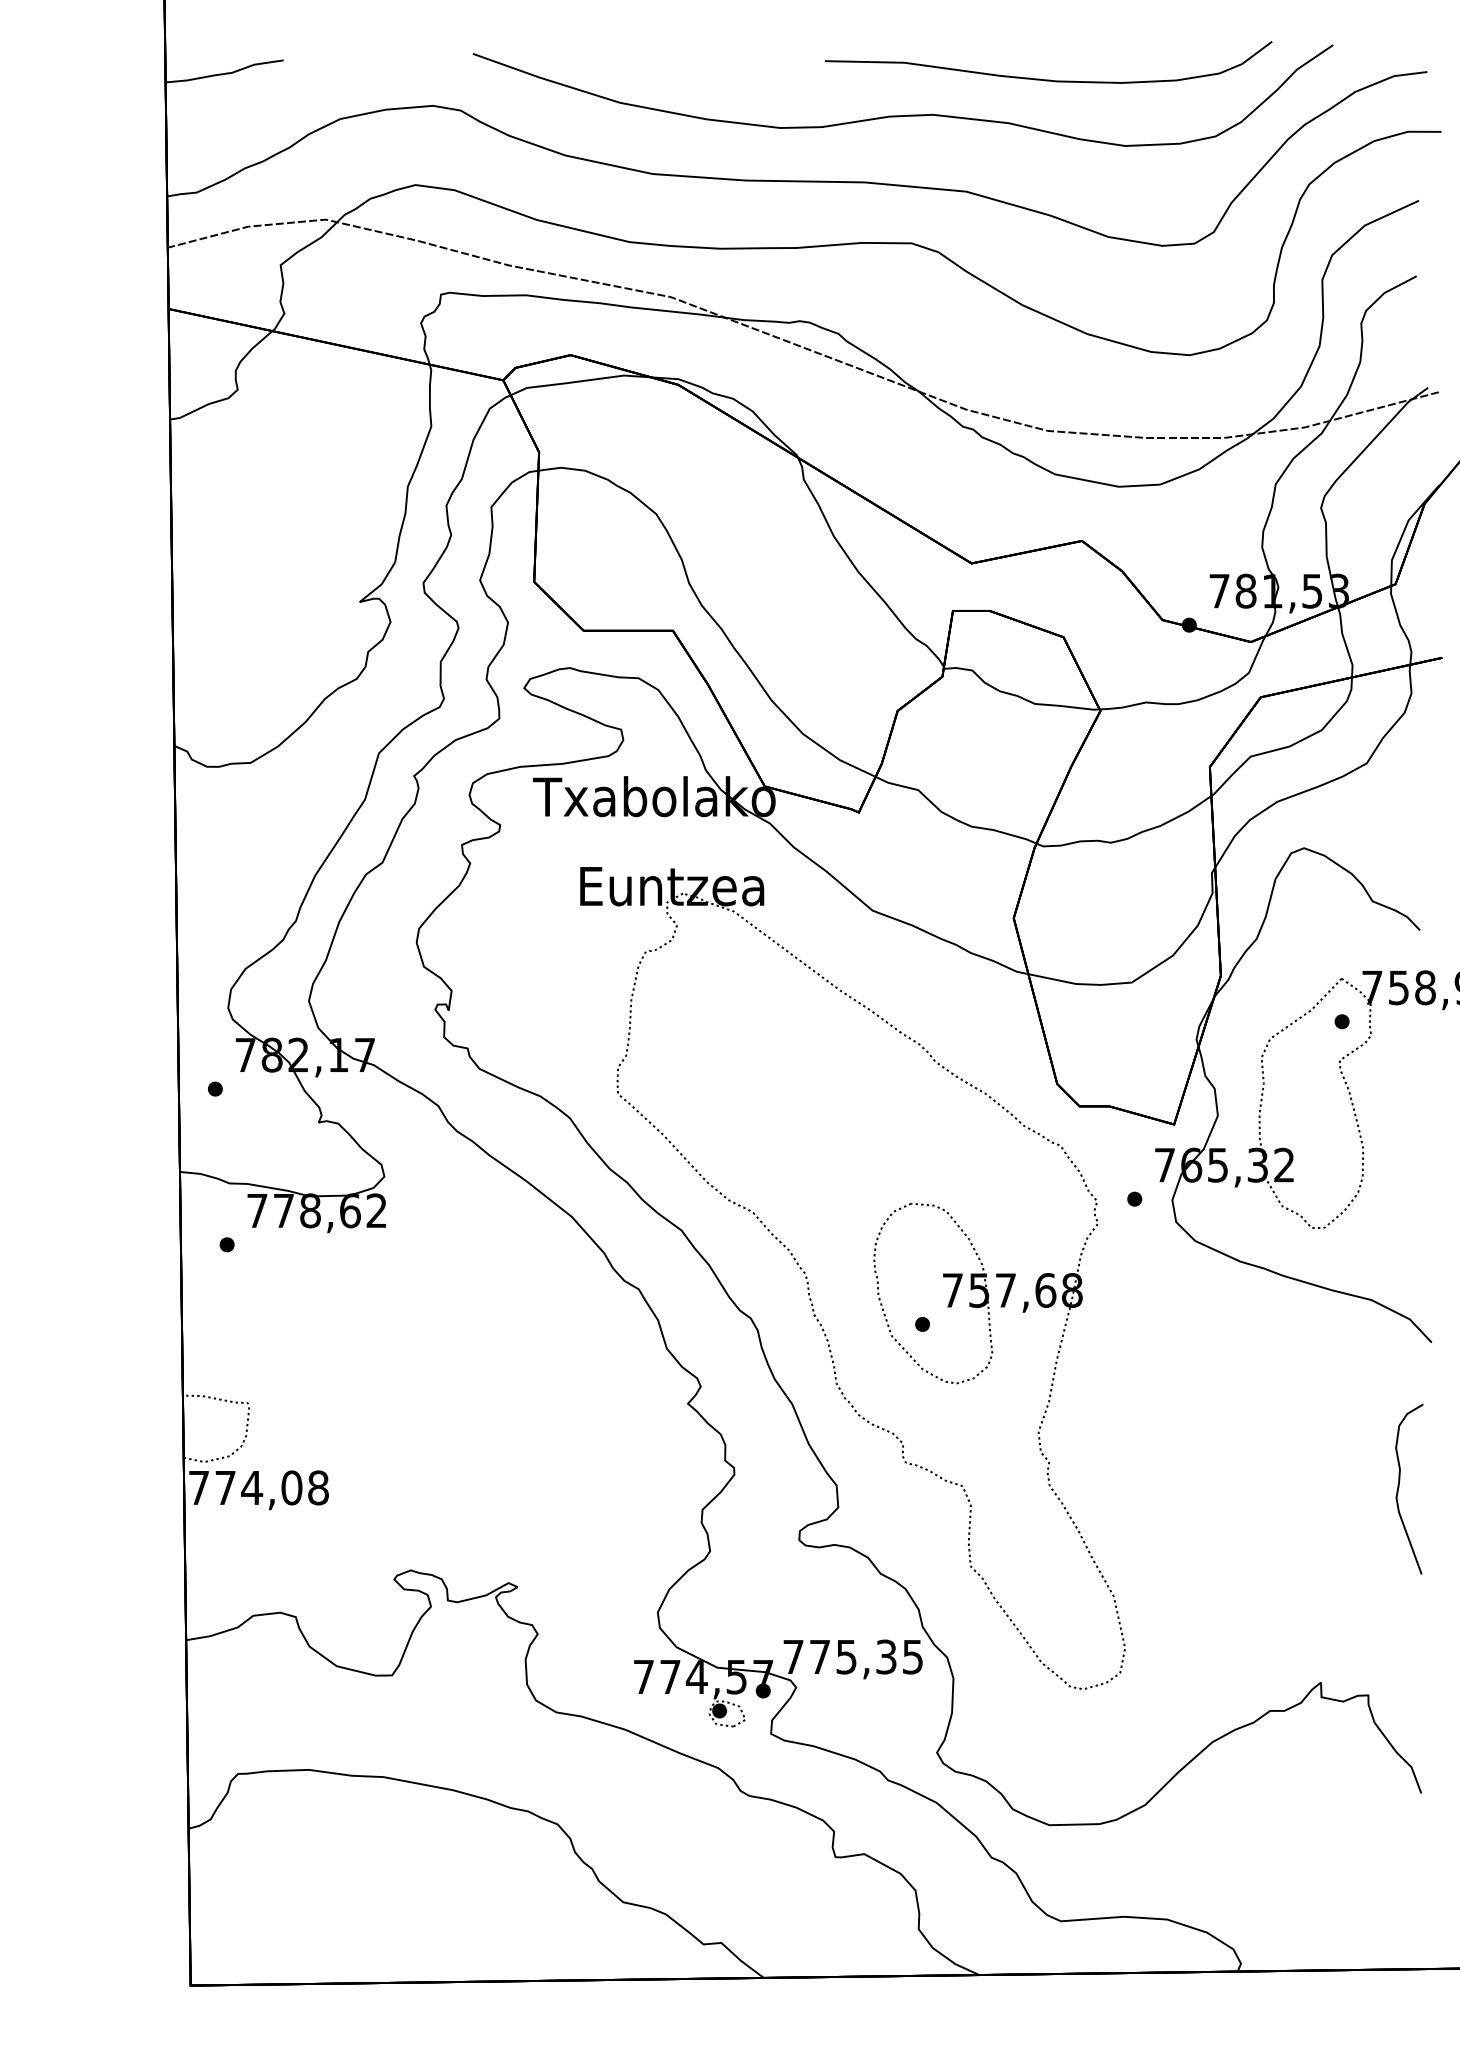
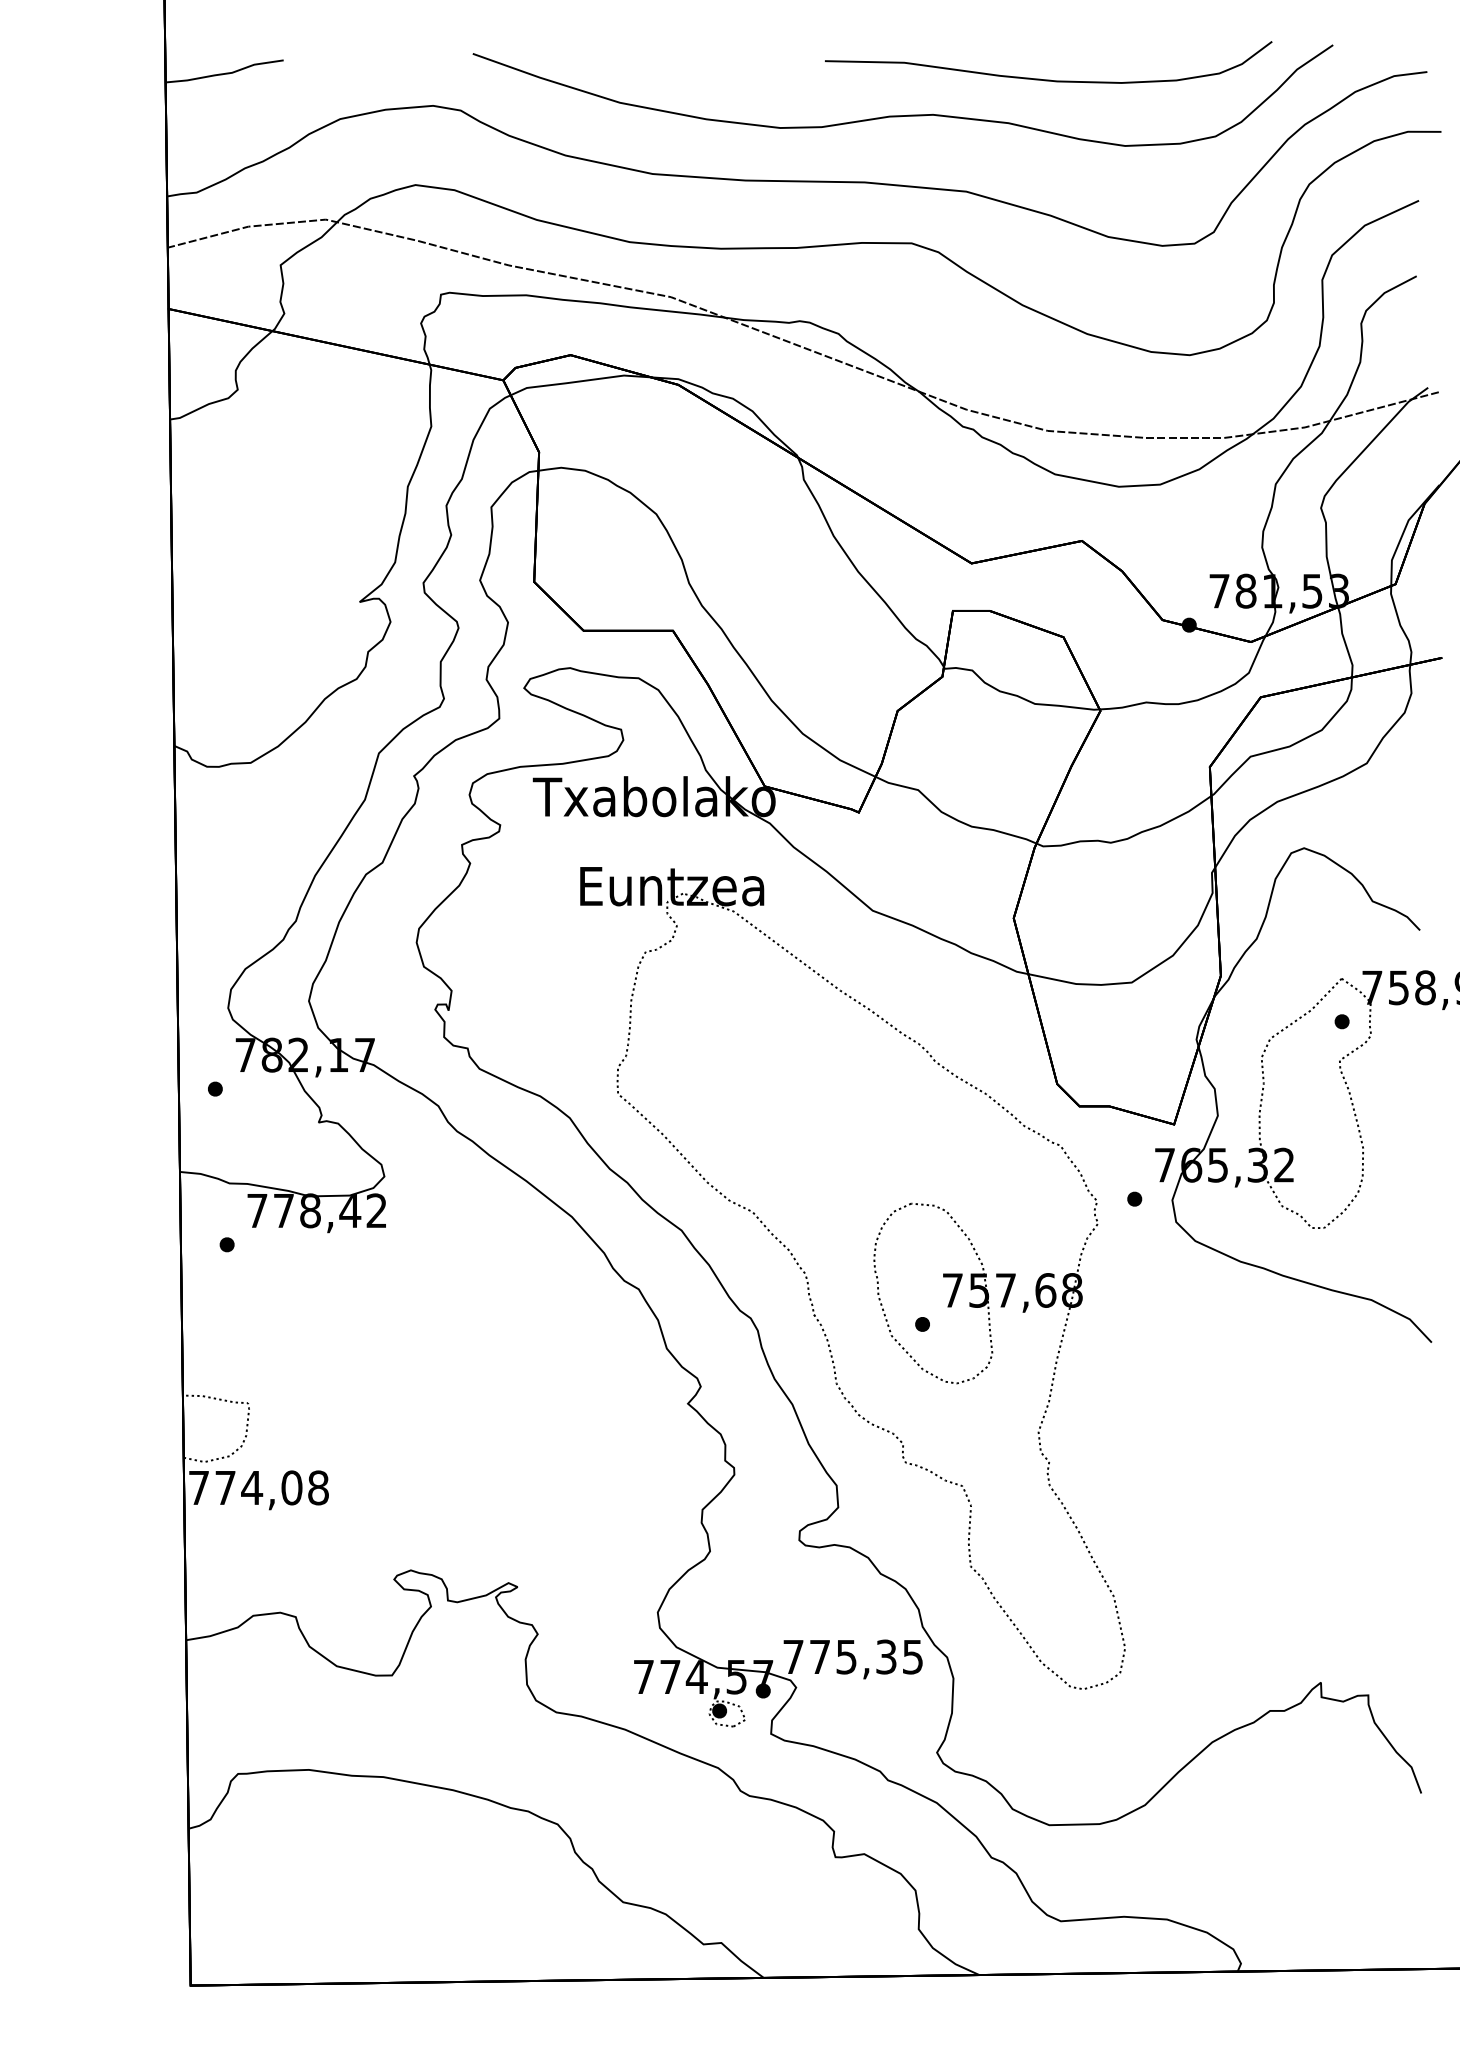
text: 778,62 -> 778,42 (350, 1210)
curve: present -> none (1399, 1487)
